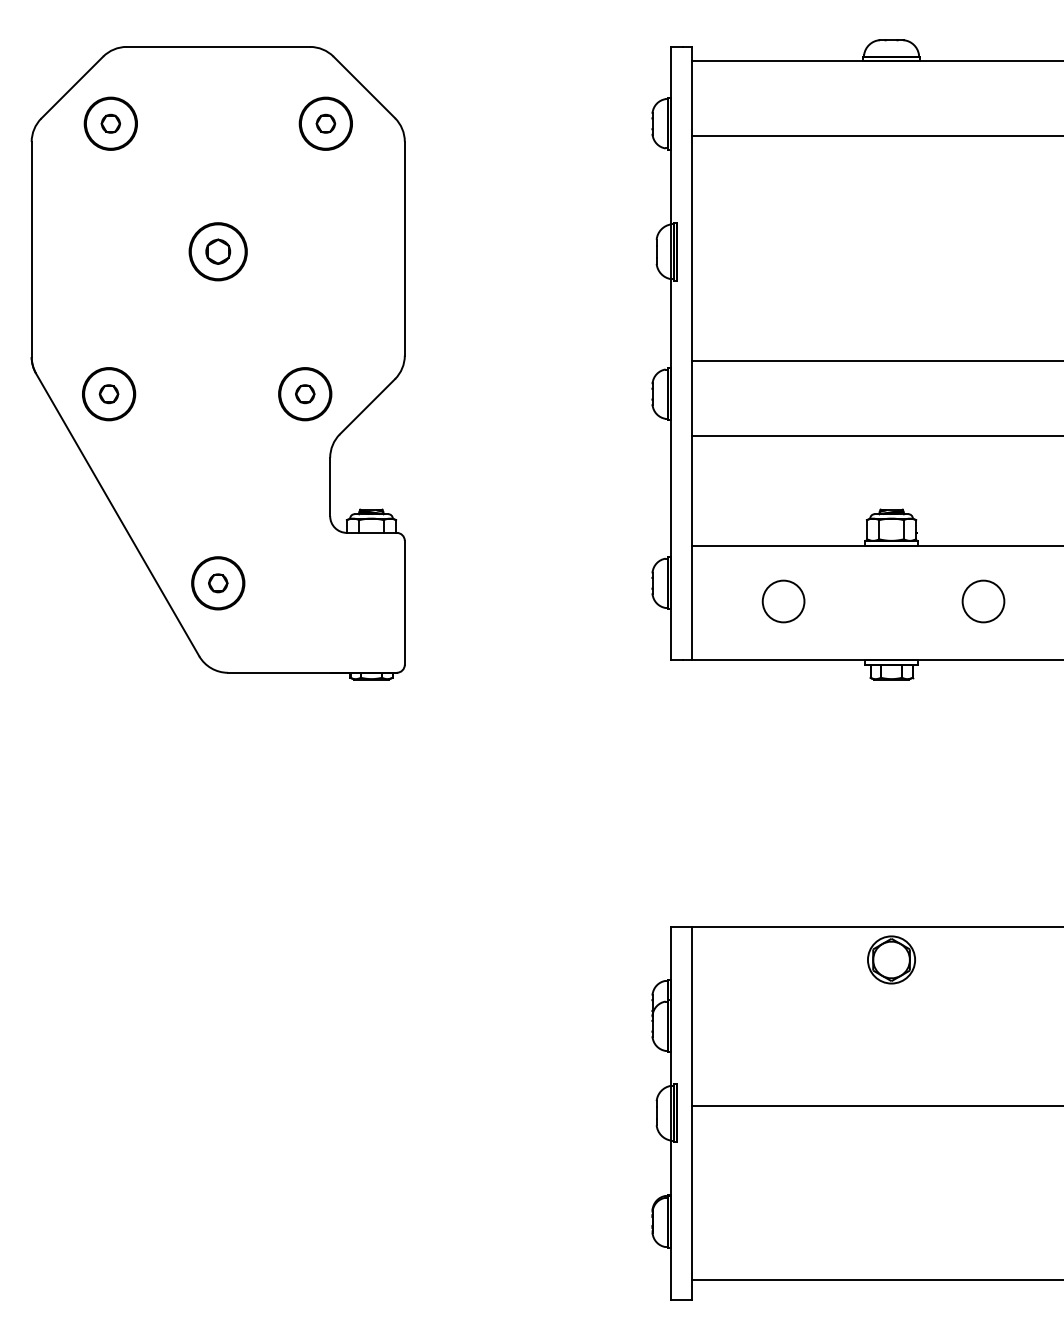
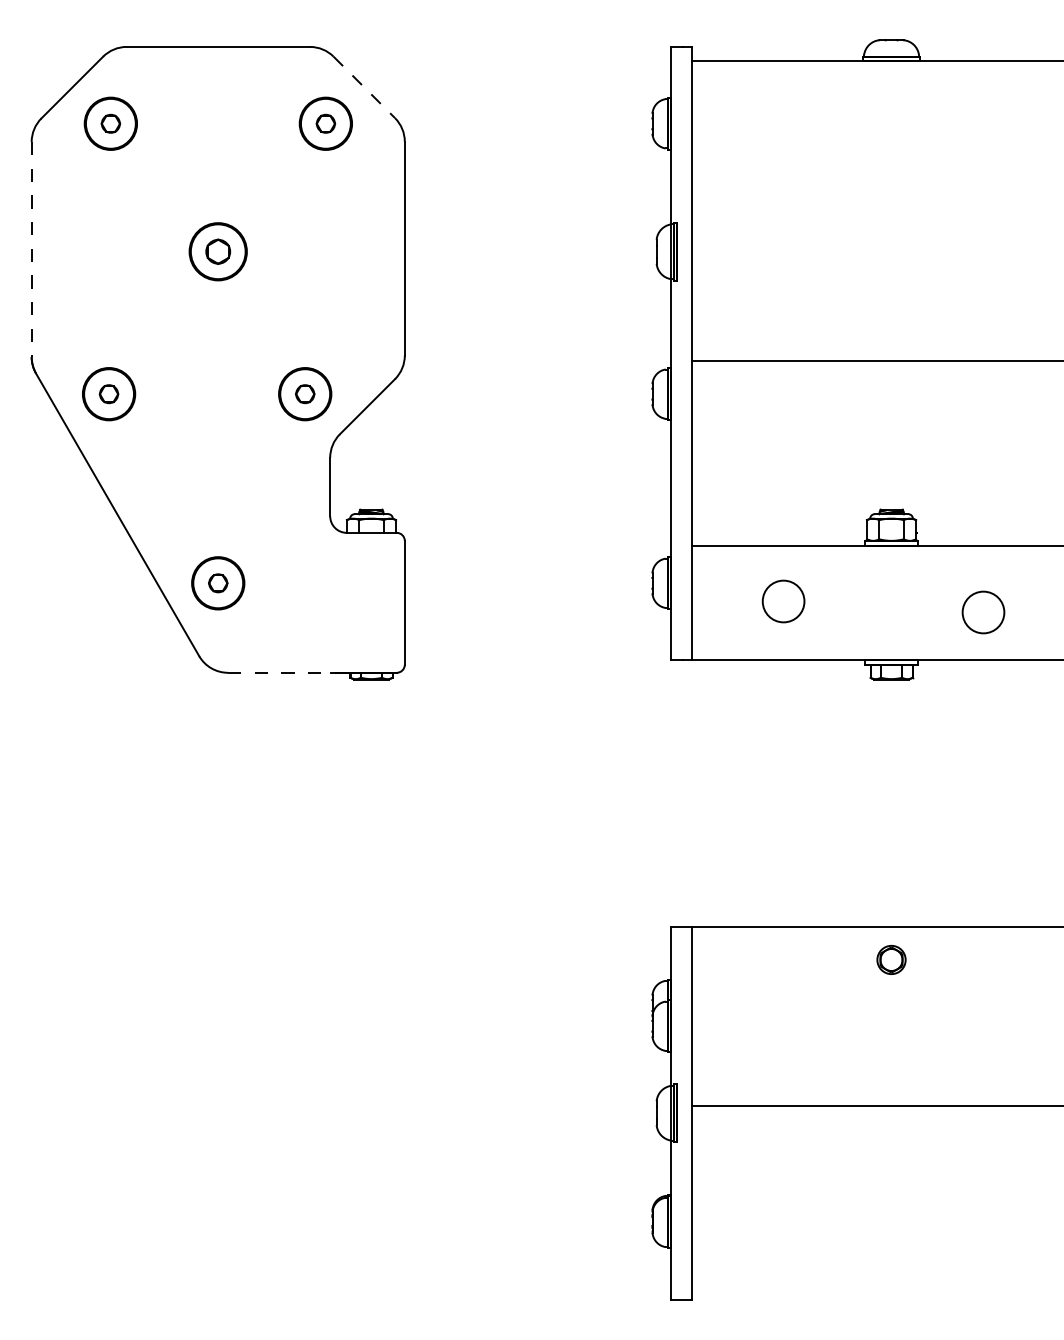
line: solid -> dashed (364, 87)
line: present -> none (875, 136)
line: solid -> dashed (31, 249)
line: present -> none (875, 435)
circle position: (983, 601) -> (983, 612) (983, 612)
line: solid -> dashed (290, 672)
part size: 49x50 px -> 31x30 px (891, 959)
line: present -> none (875, 1279)
